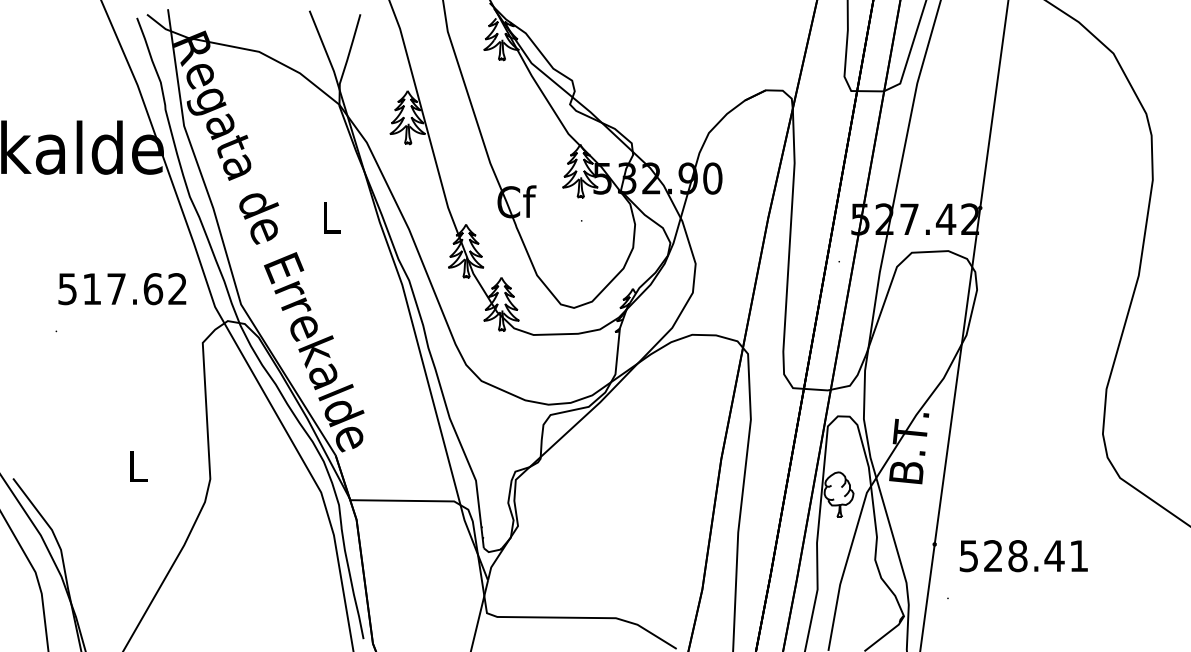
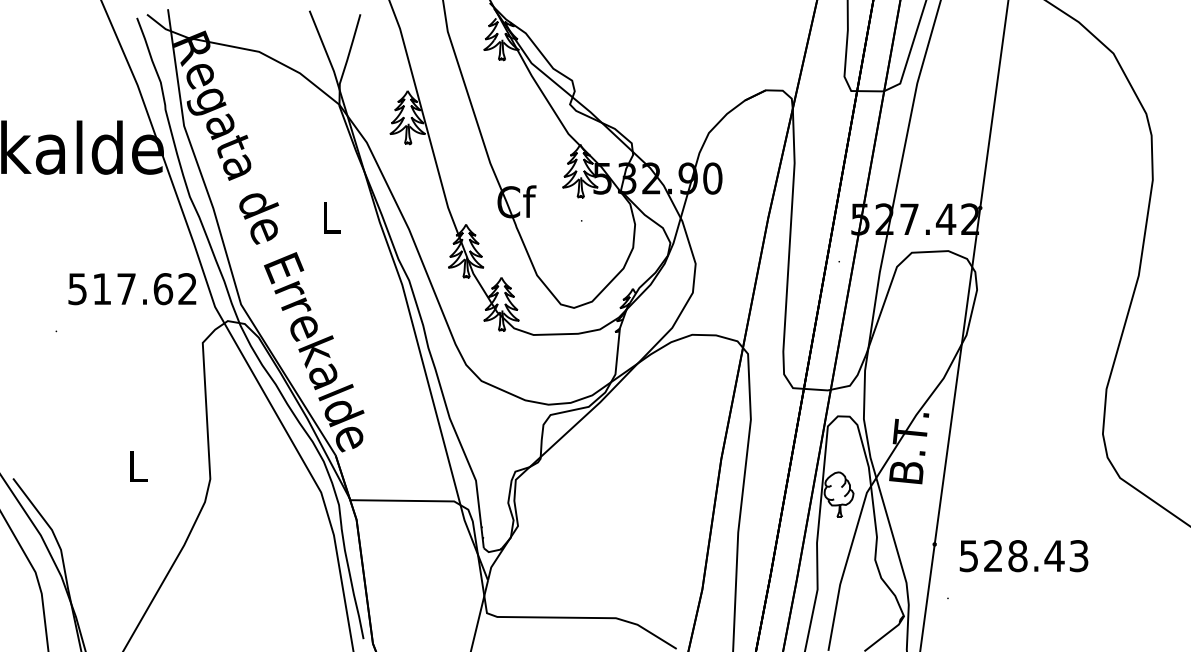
text position: (122, 289) -> (132, 289) (132, 289)
text: 528.41 -> 528.43 (1078, 556)
